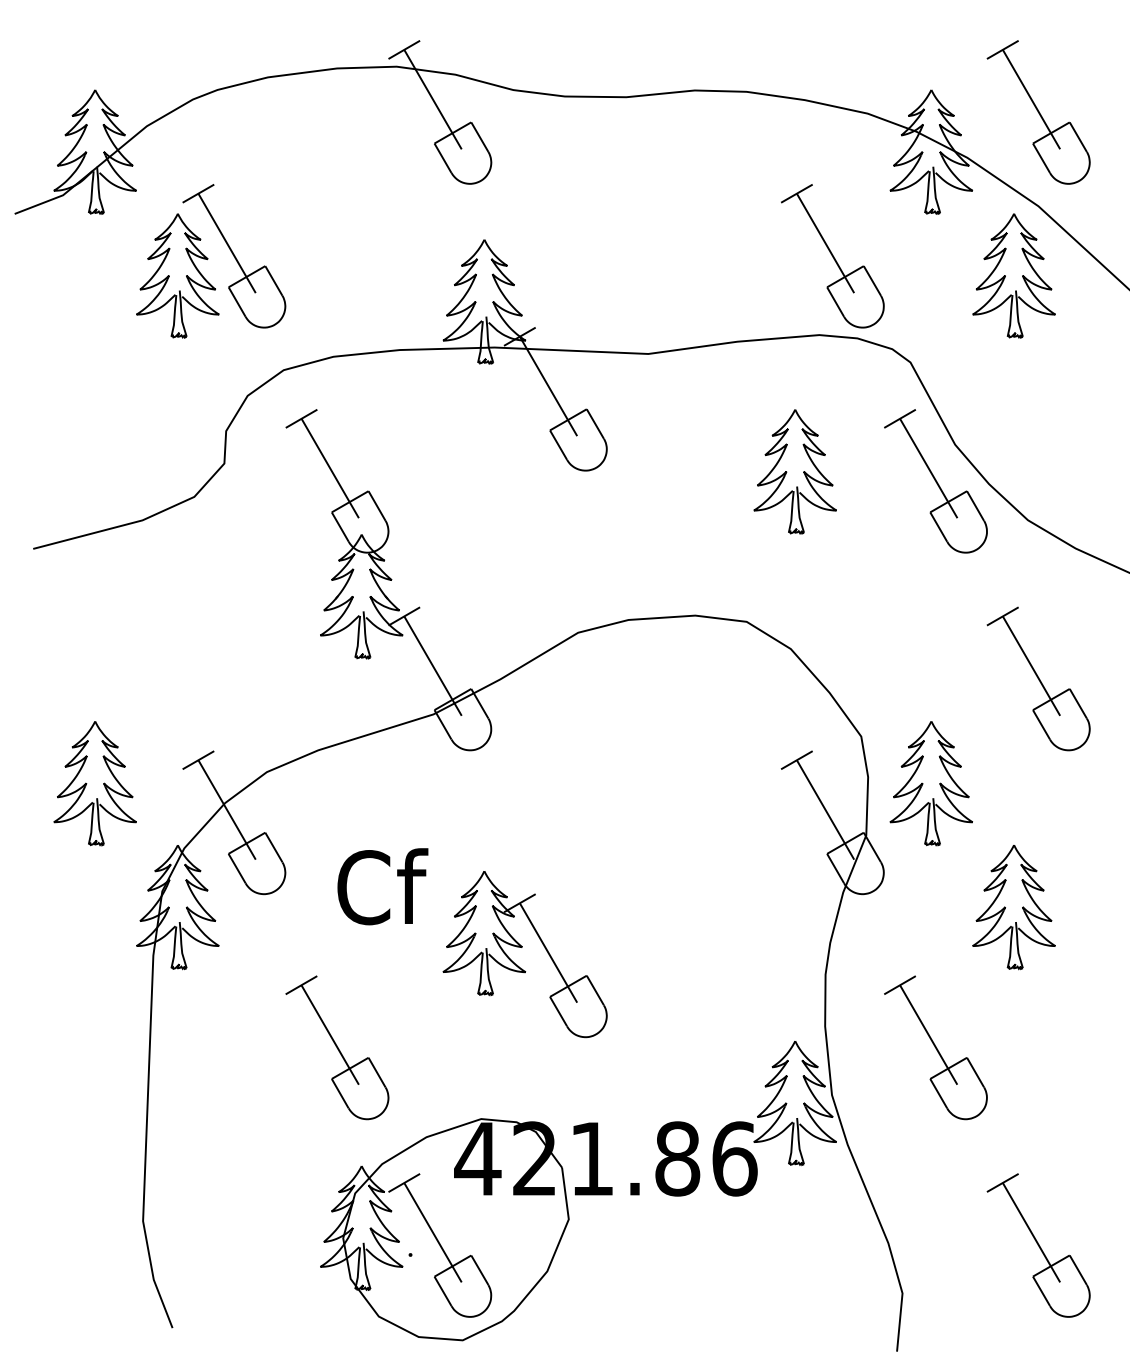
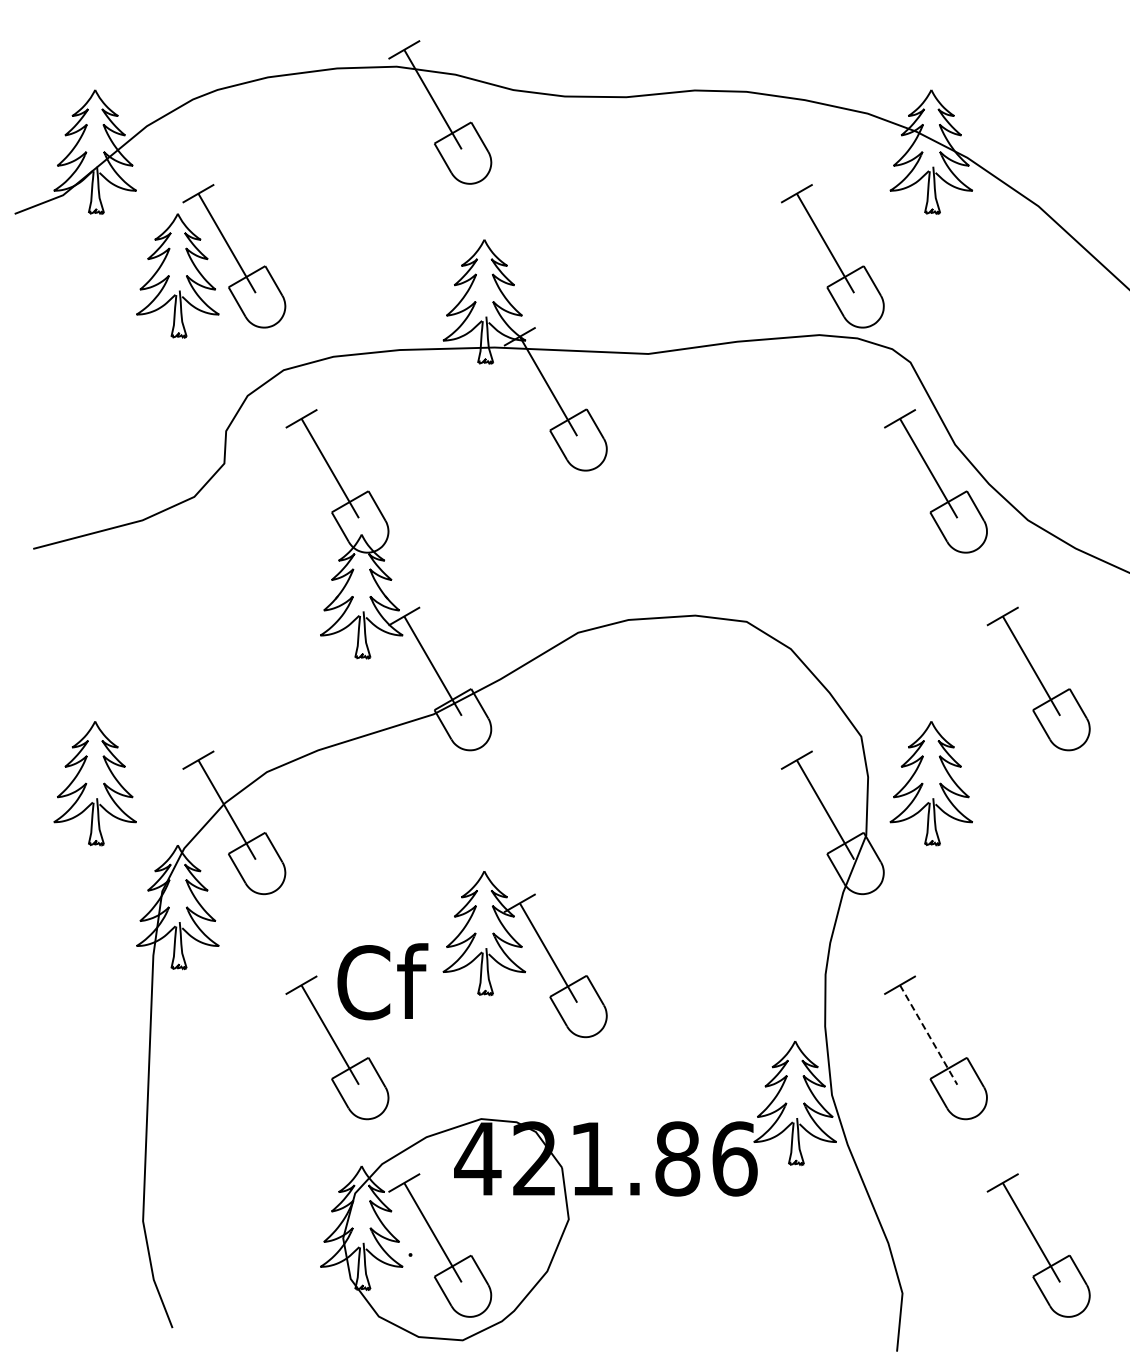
part: present -> none (1038, 112)
part: present -> none (1013, 275)
part: present -> none (794, 471)
text position: (382, 886) -> (382, 981) (382, 981)
part: present -> none (1013, 907)
line: solid -> dashed (928, 1035)
